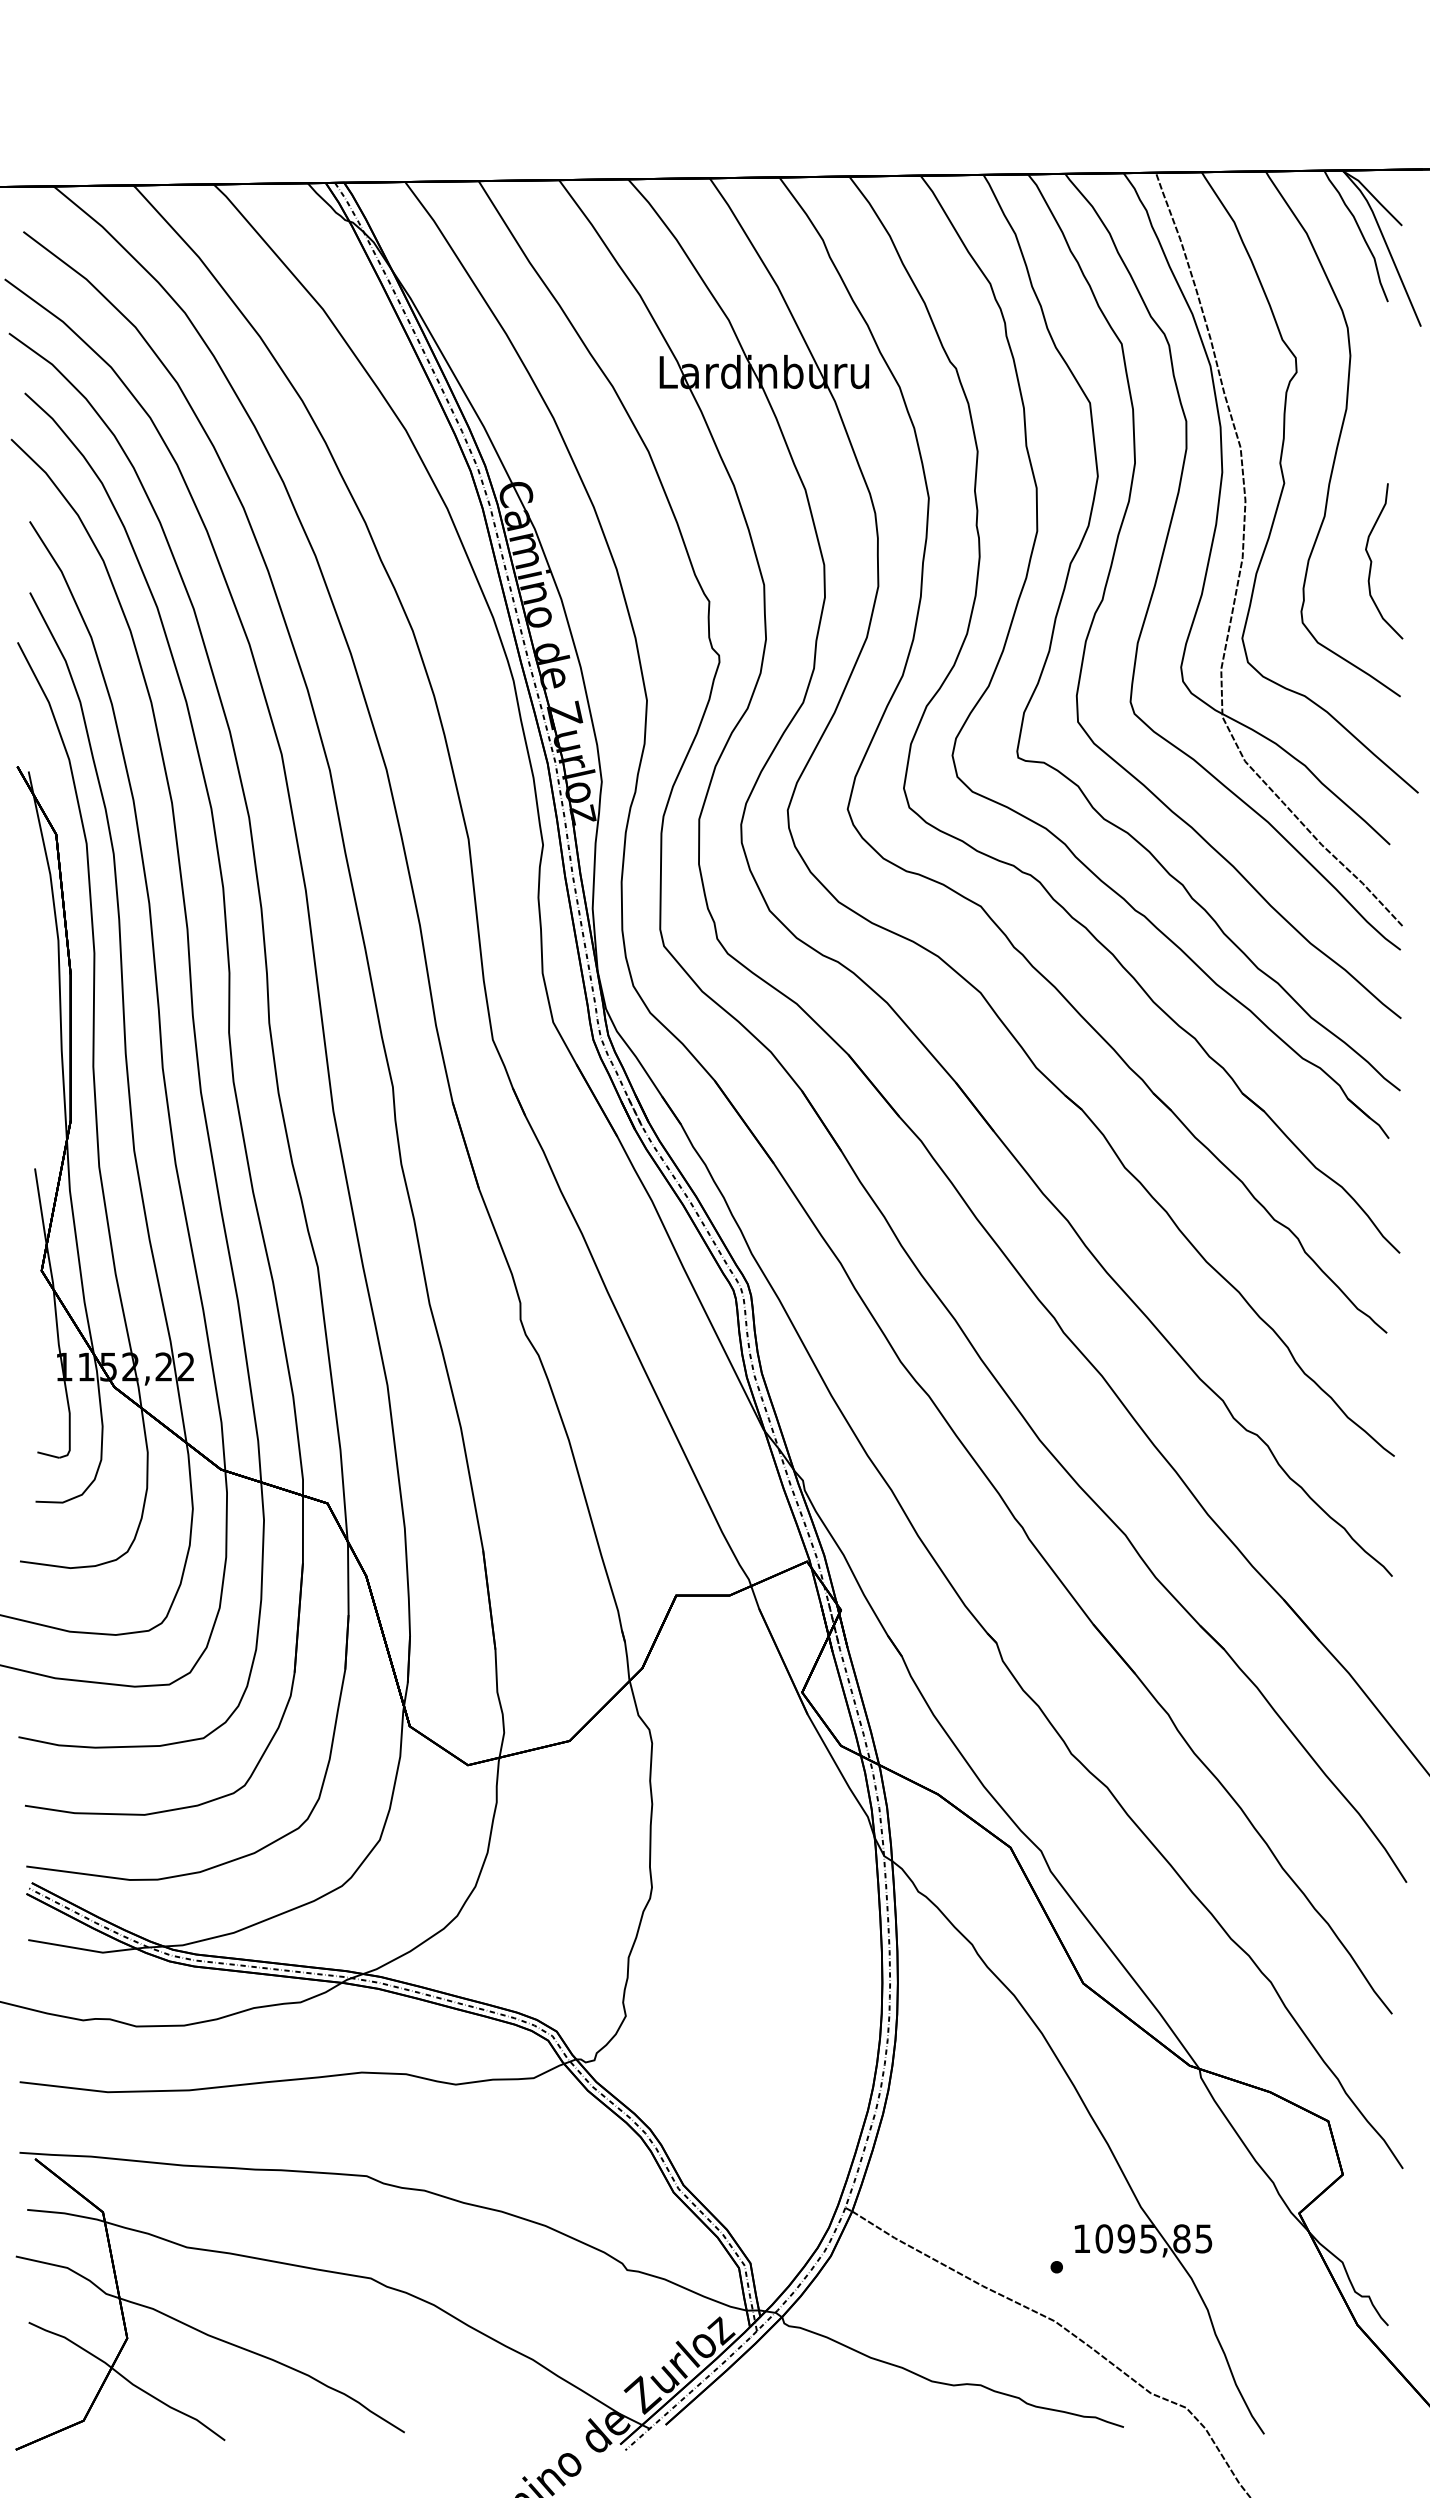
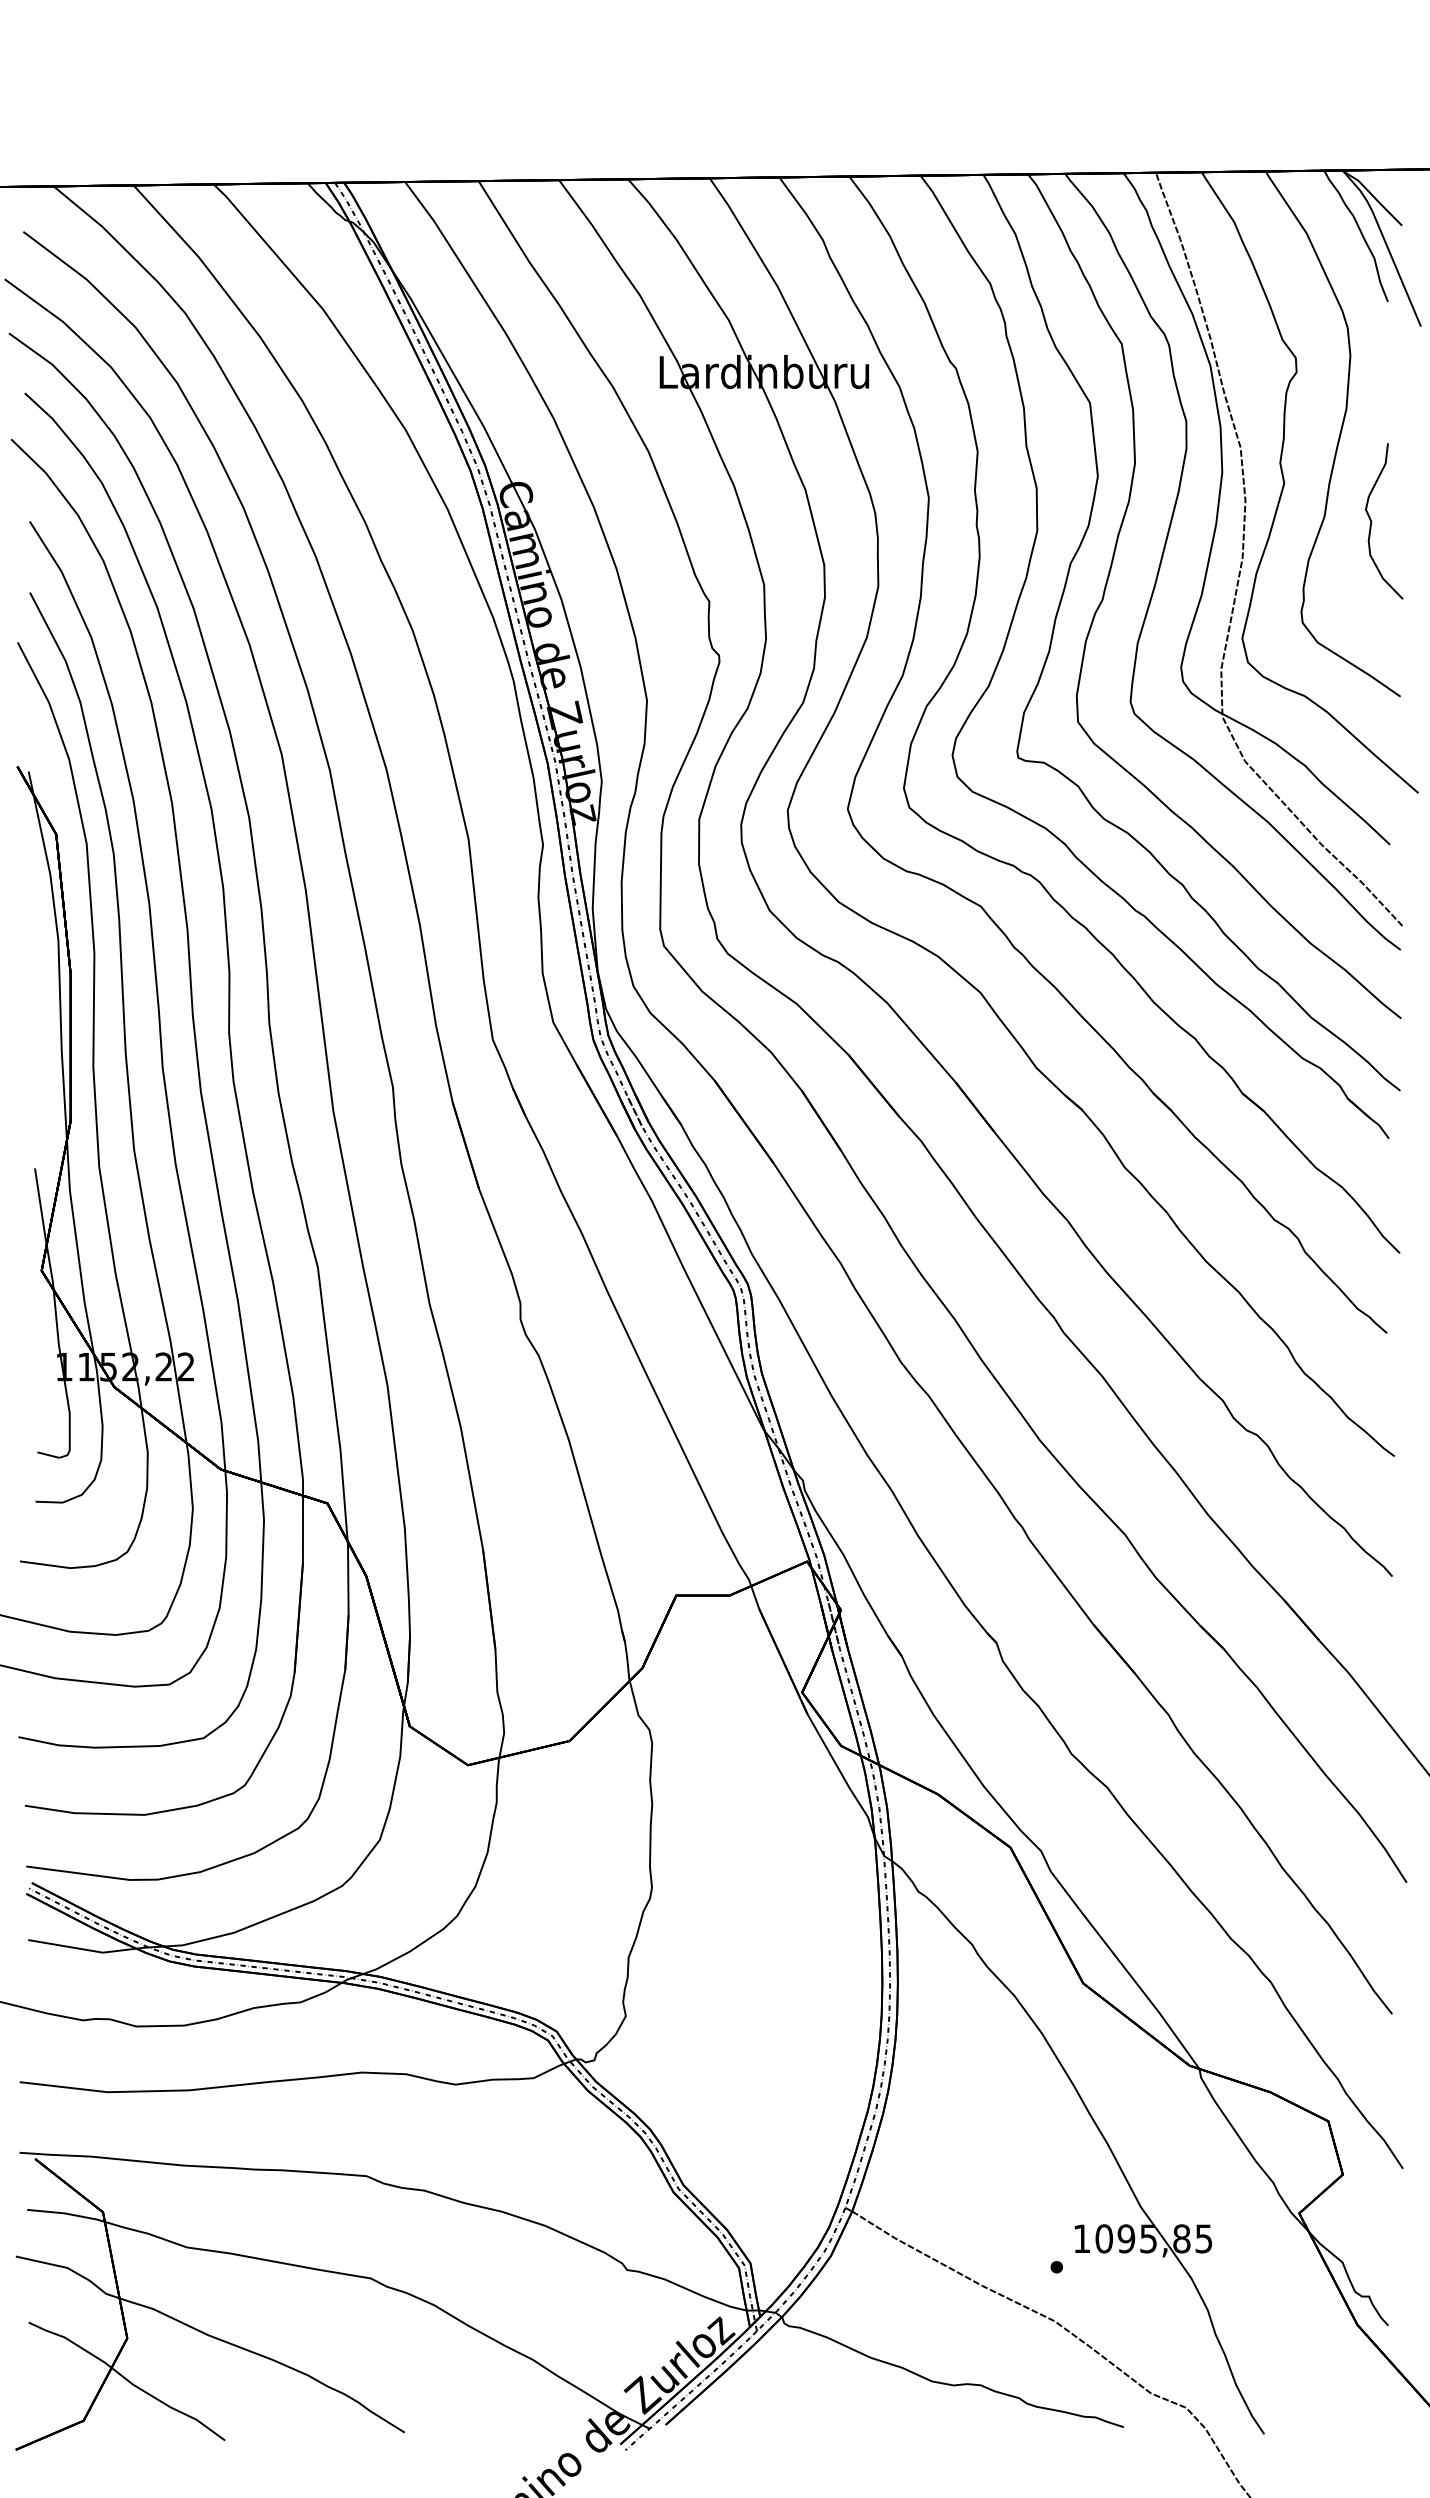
curve position: (1372, 561) -> (1372, 521) (1372, 521)
